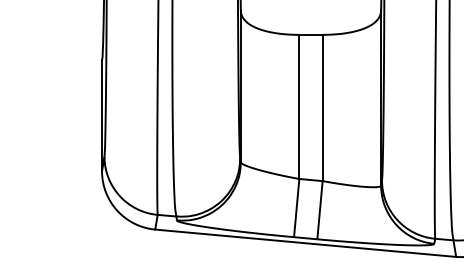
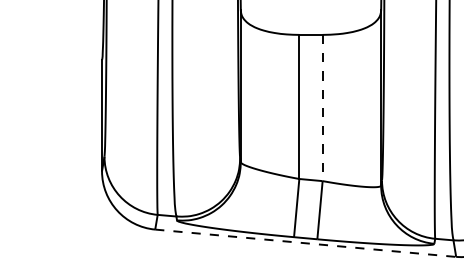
line: solid -> dashed (322, 108)
line: solid -> dashed (306, 243)
